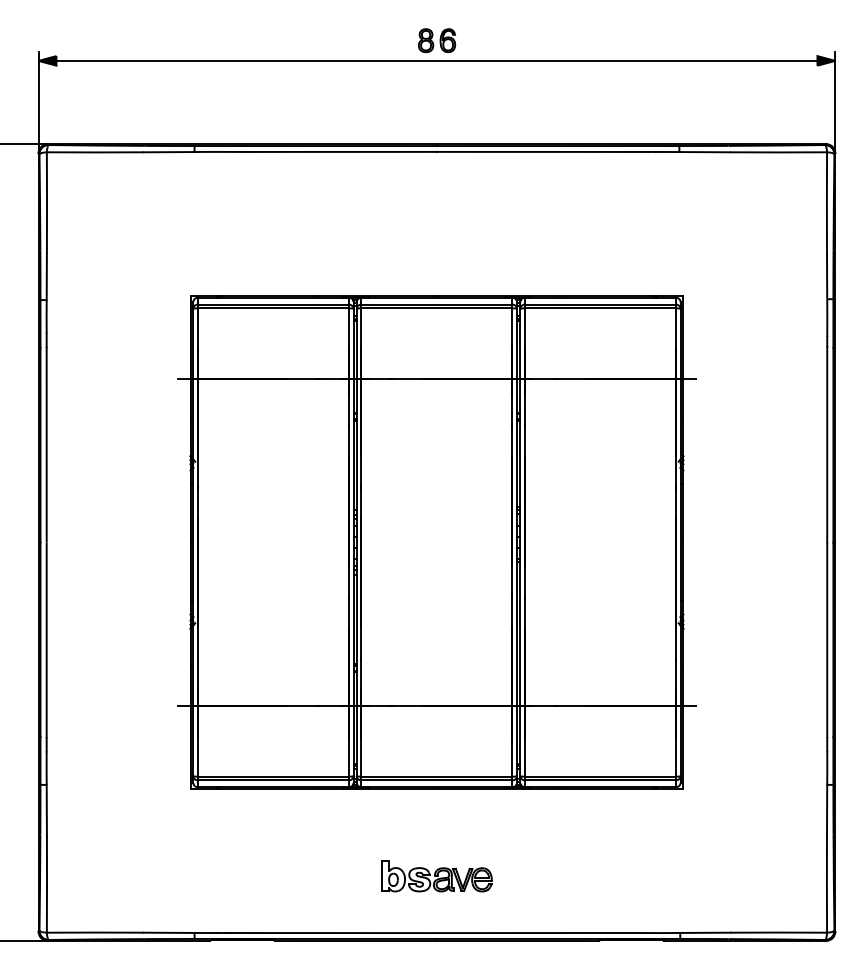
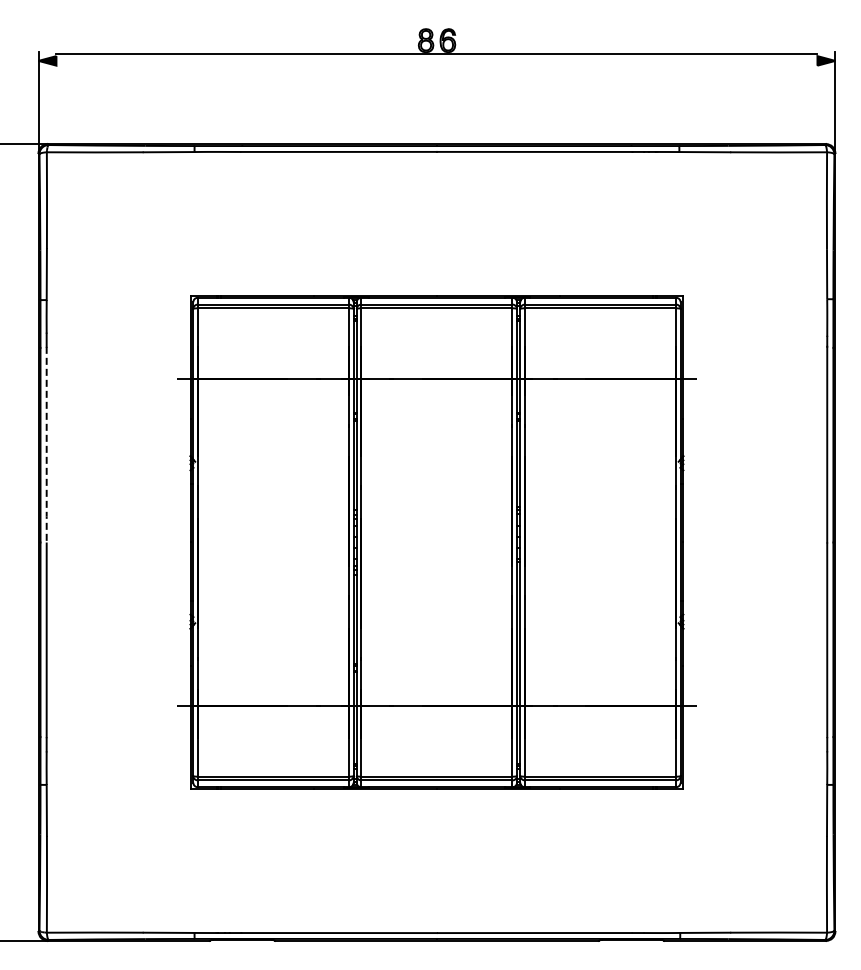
line position: (436, 60) -> (436, 53) (436, 53)
line: solid -> dashed (46, 446)
part: present -> none (436, 876)
